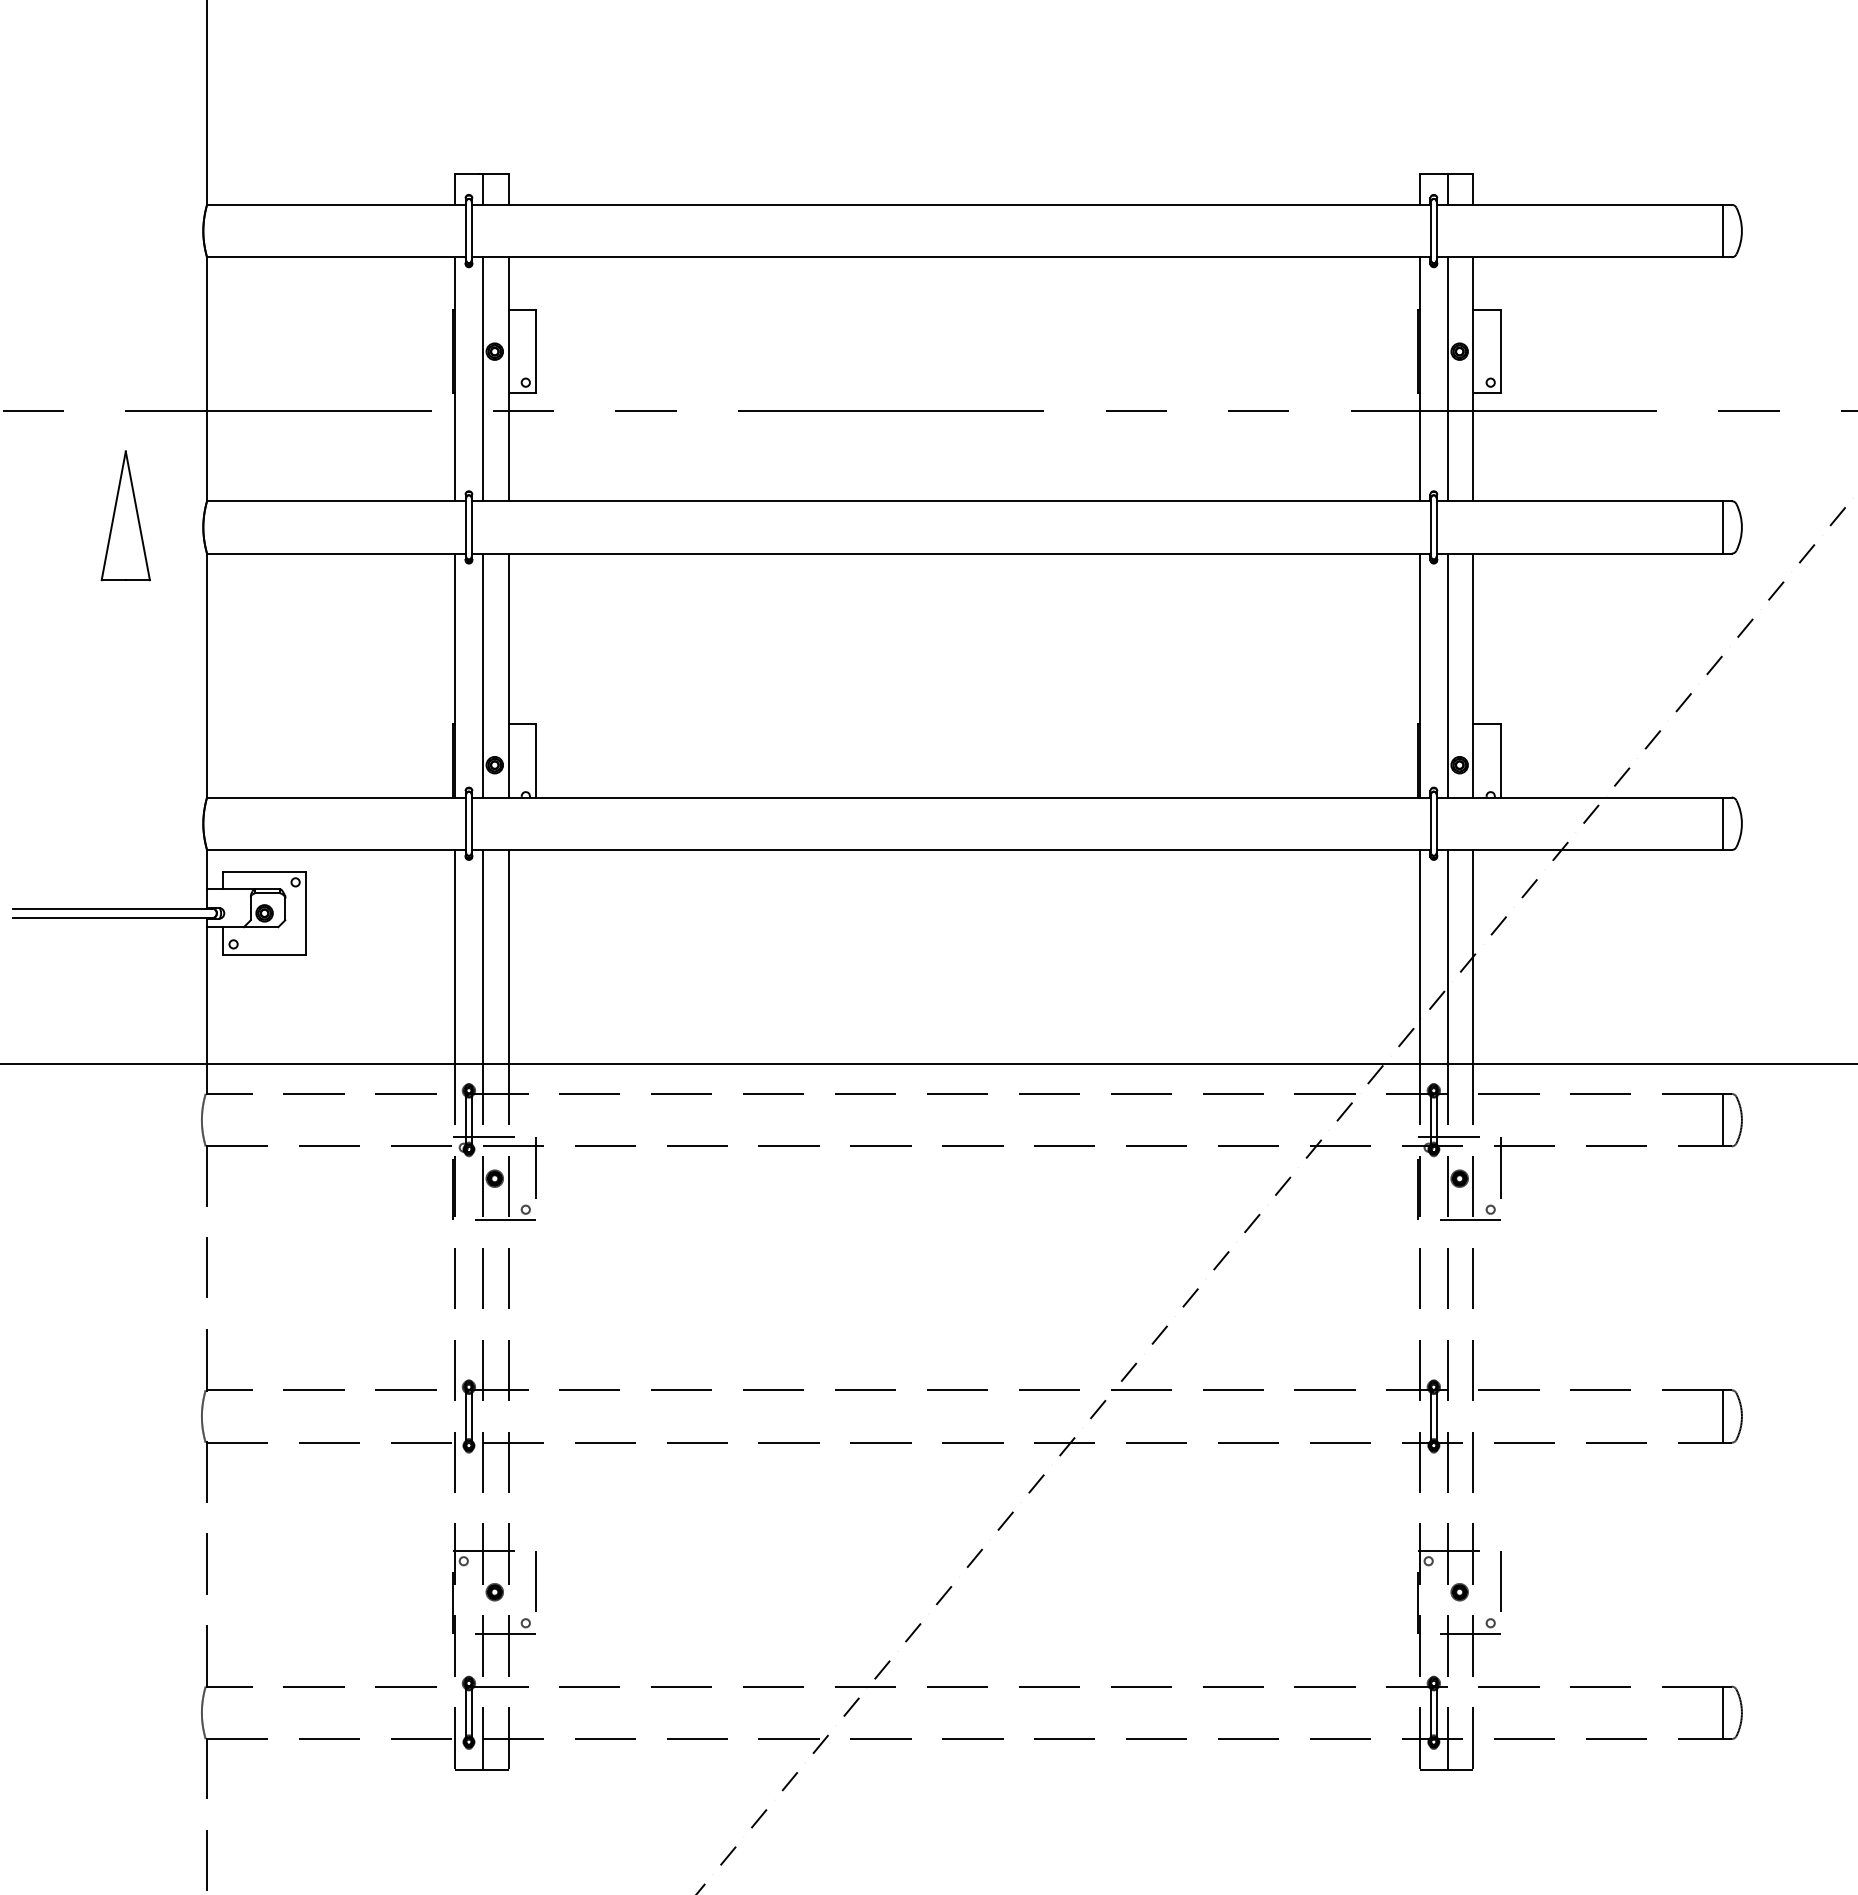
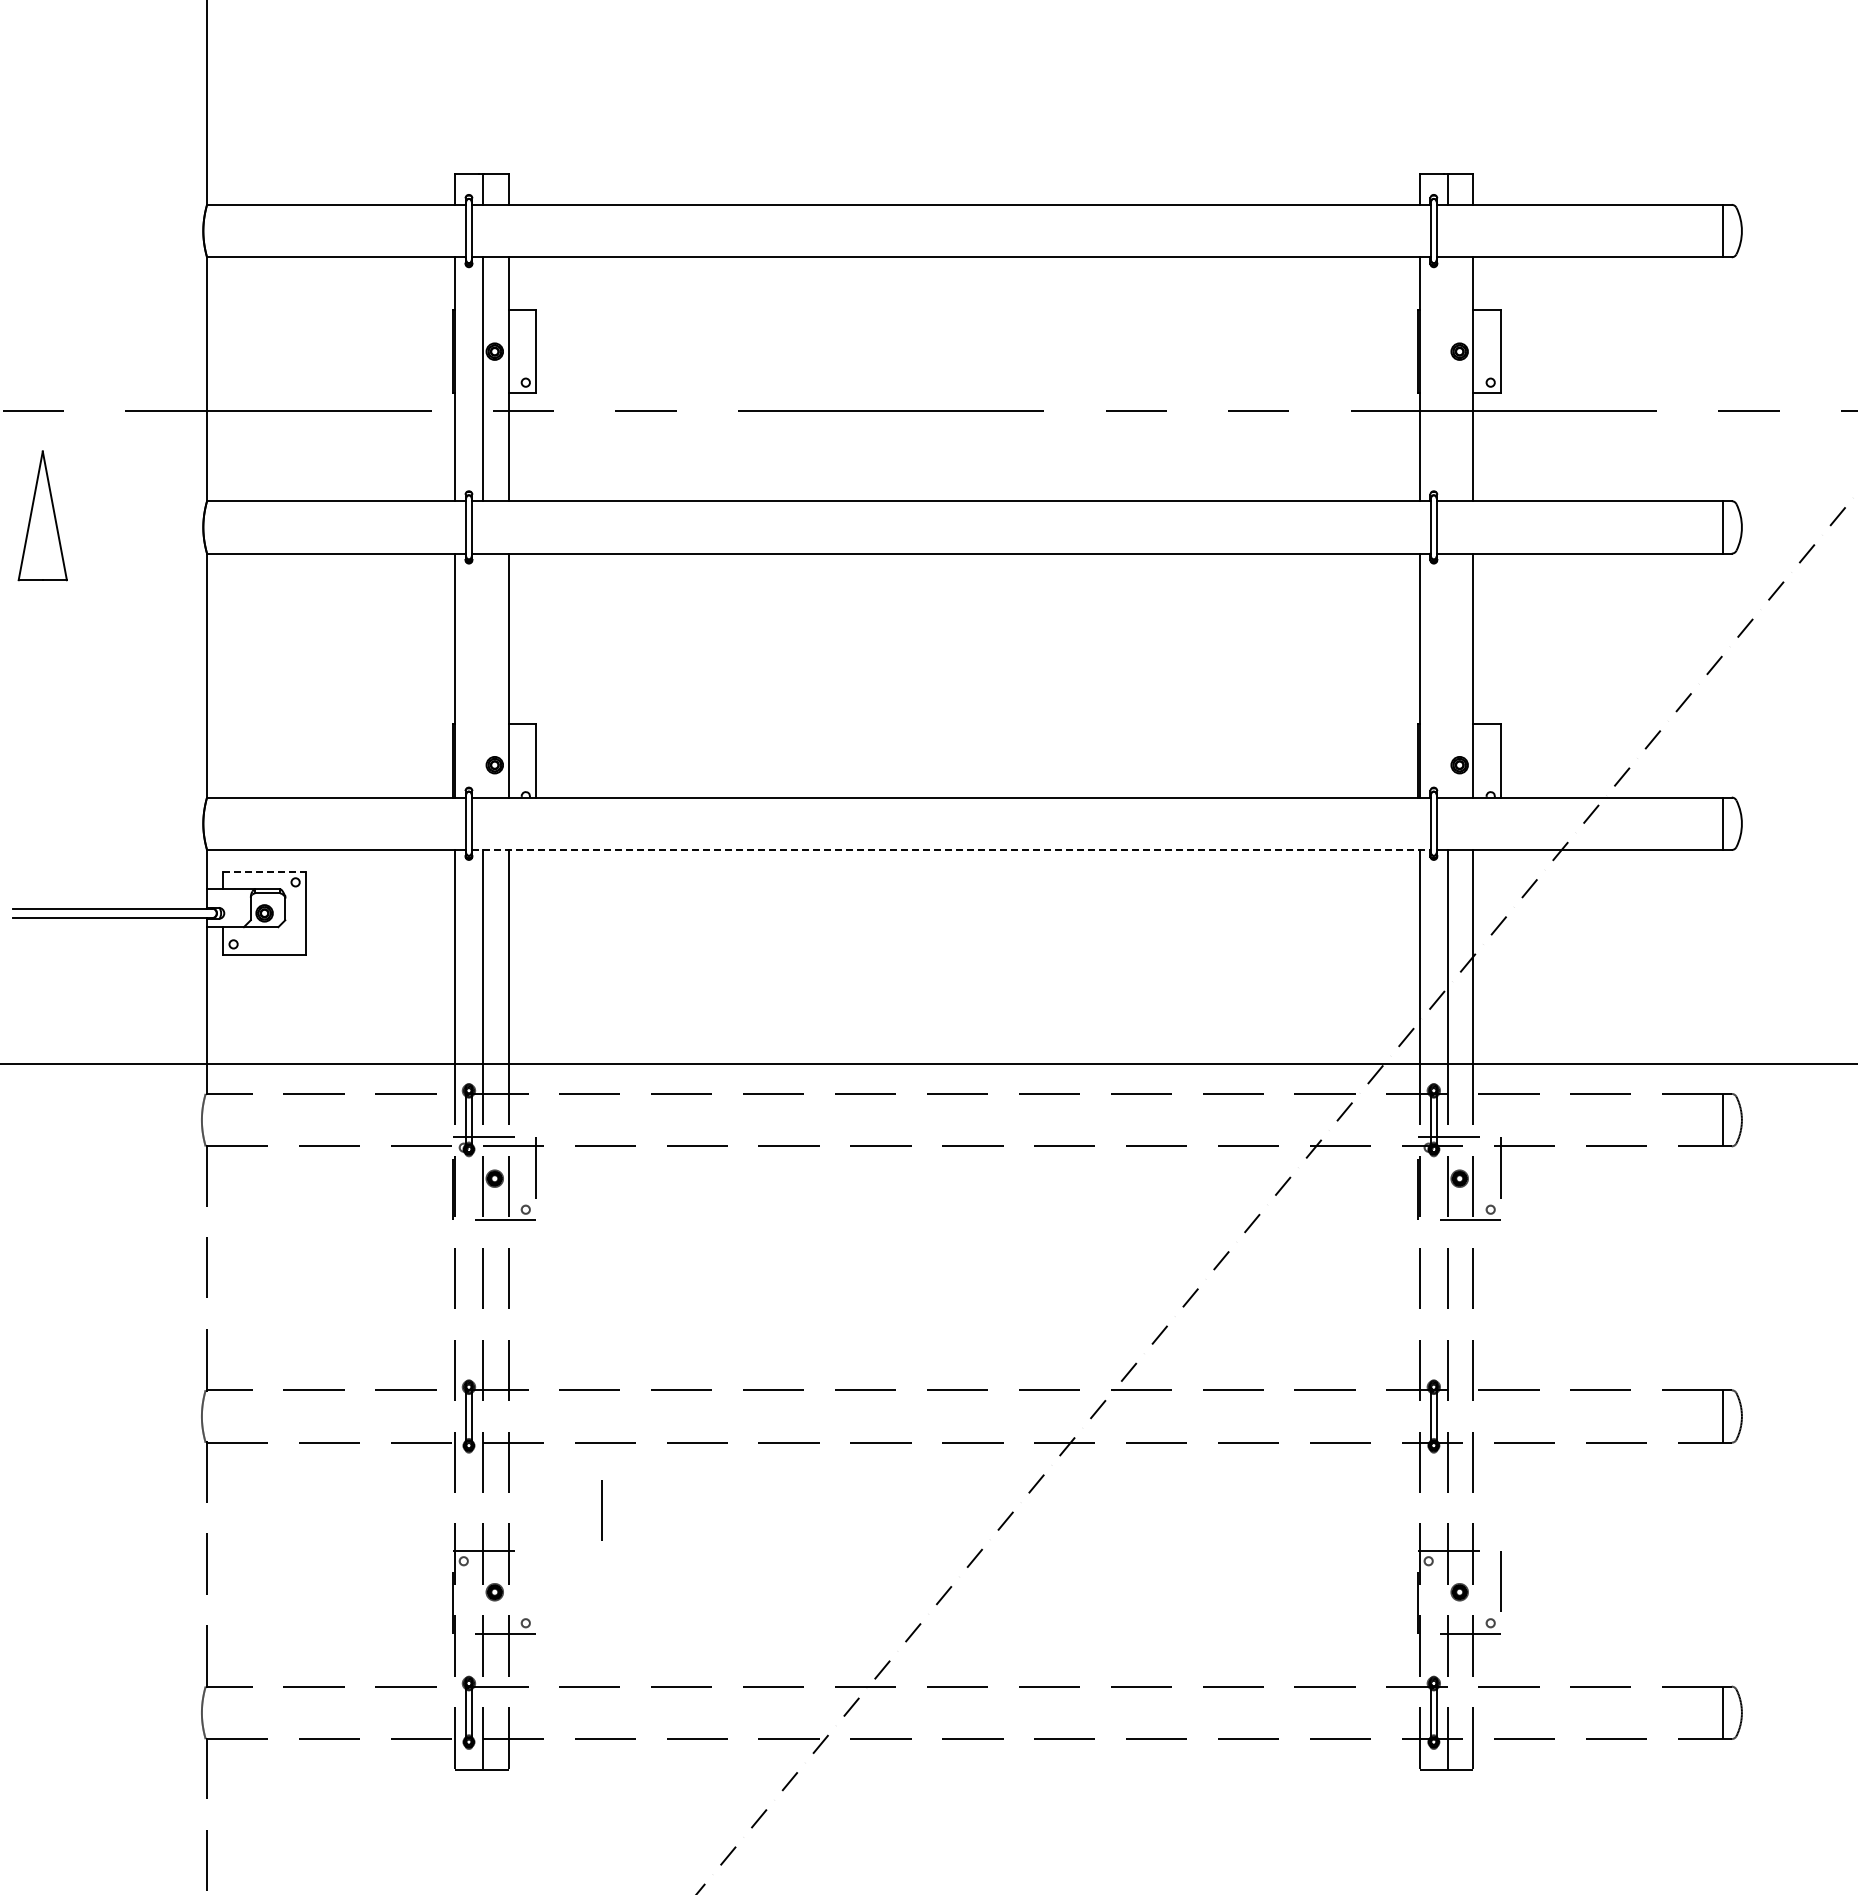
line: present -> none (1447, 379)
part position: (125, 515) -> (42, 515) (42, 515)
line: present -> none (482, 675)
line: present -> none (1447, 675)
line: solid -> dashed (951, 850)
line: solid -> dashed (265, 872)
line position: (535, 1581) -> (601, 1510) (601, 1510)
